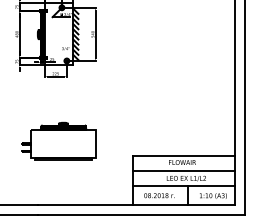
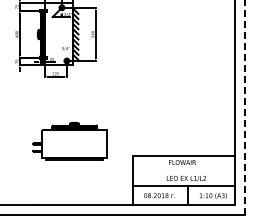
line: solid -> dashed (244, 107)
part position: (58, 140) -> (69, 140) (69, 140)
line: present -> none (183, 170)
